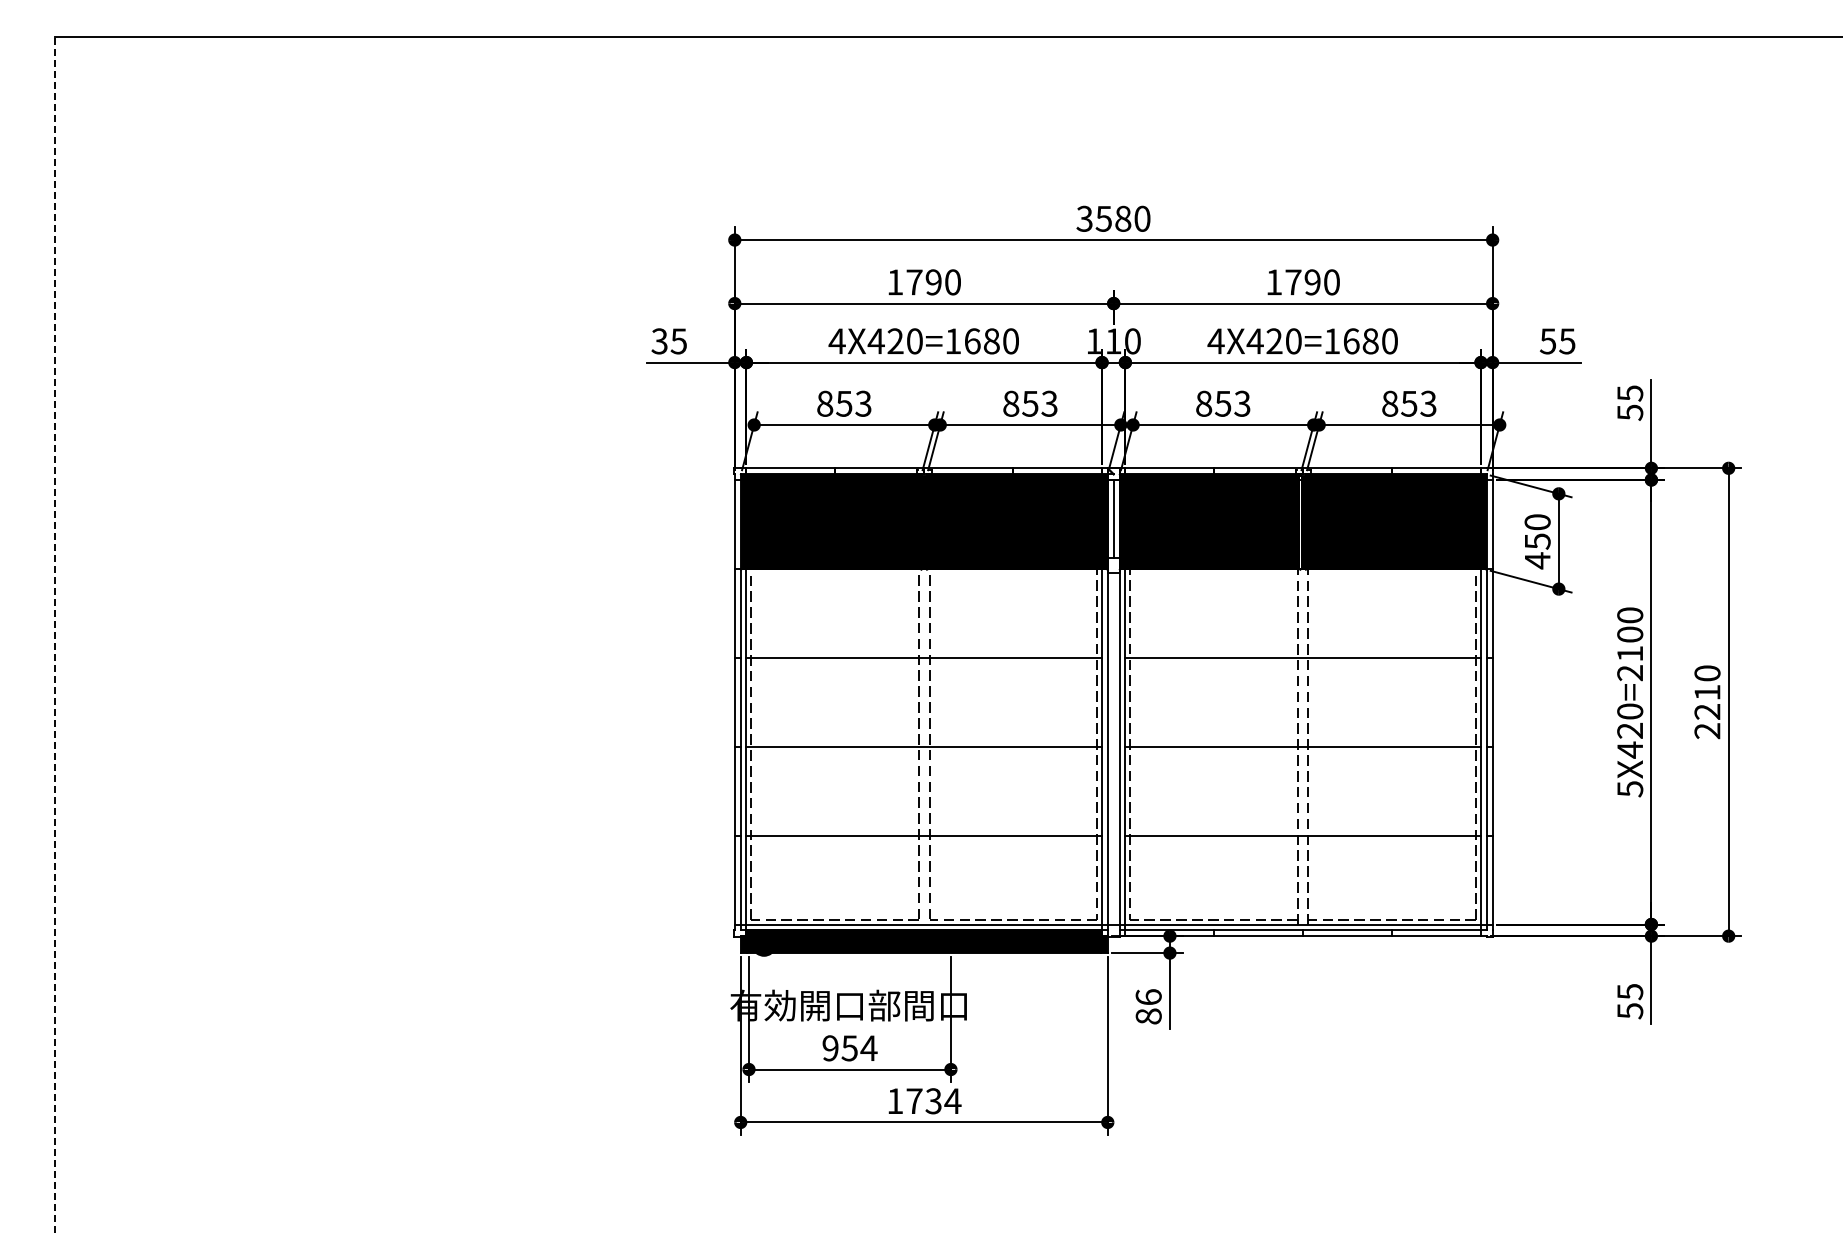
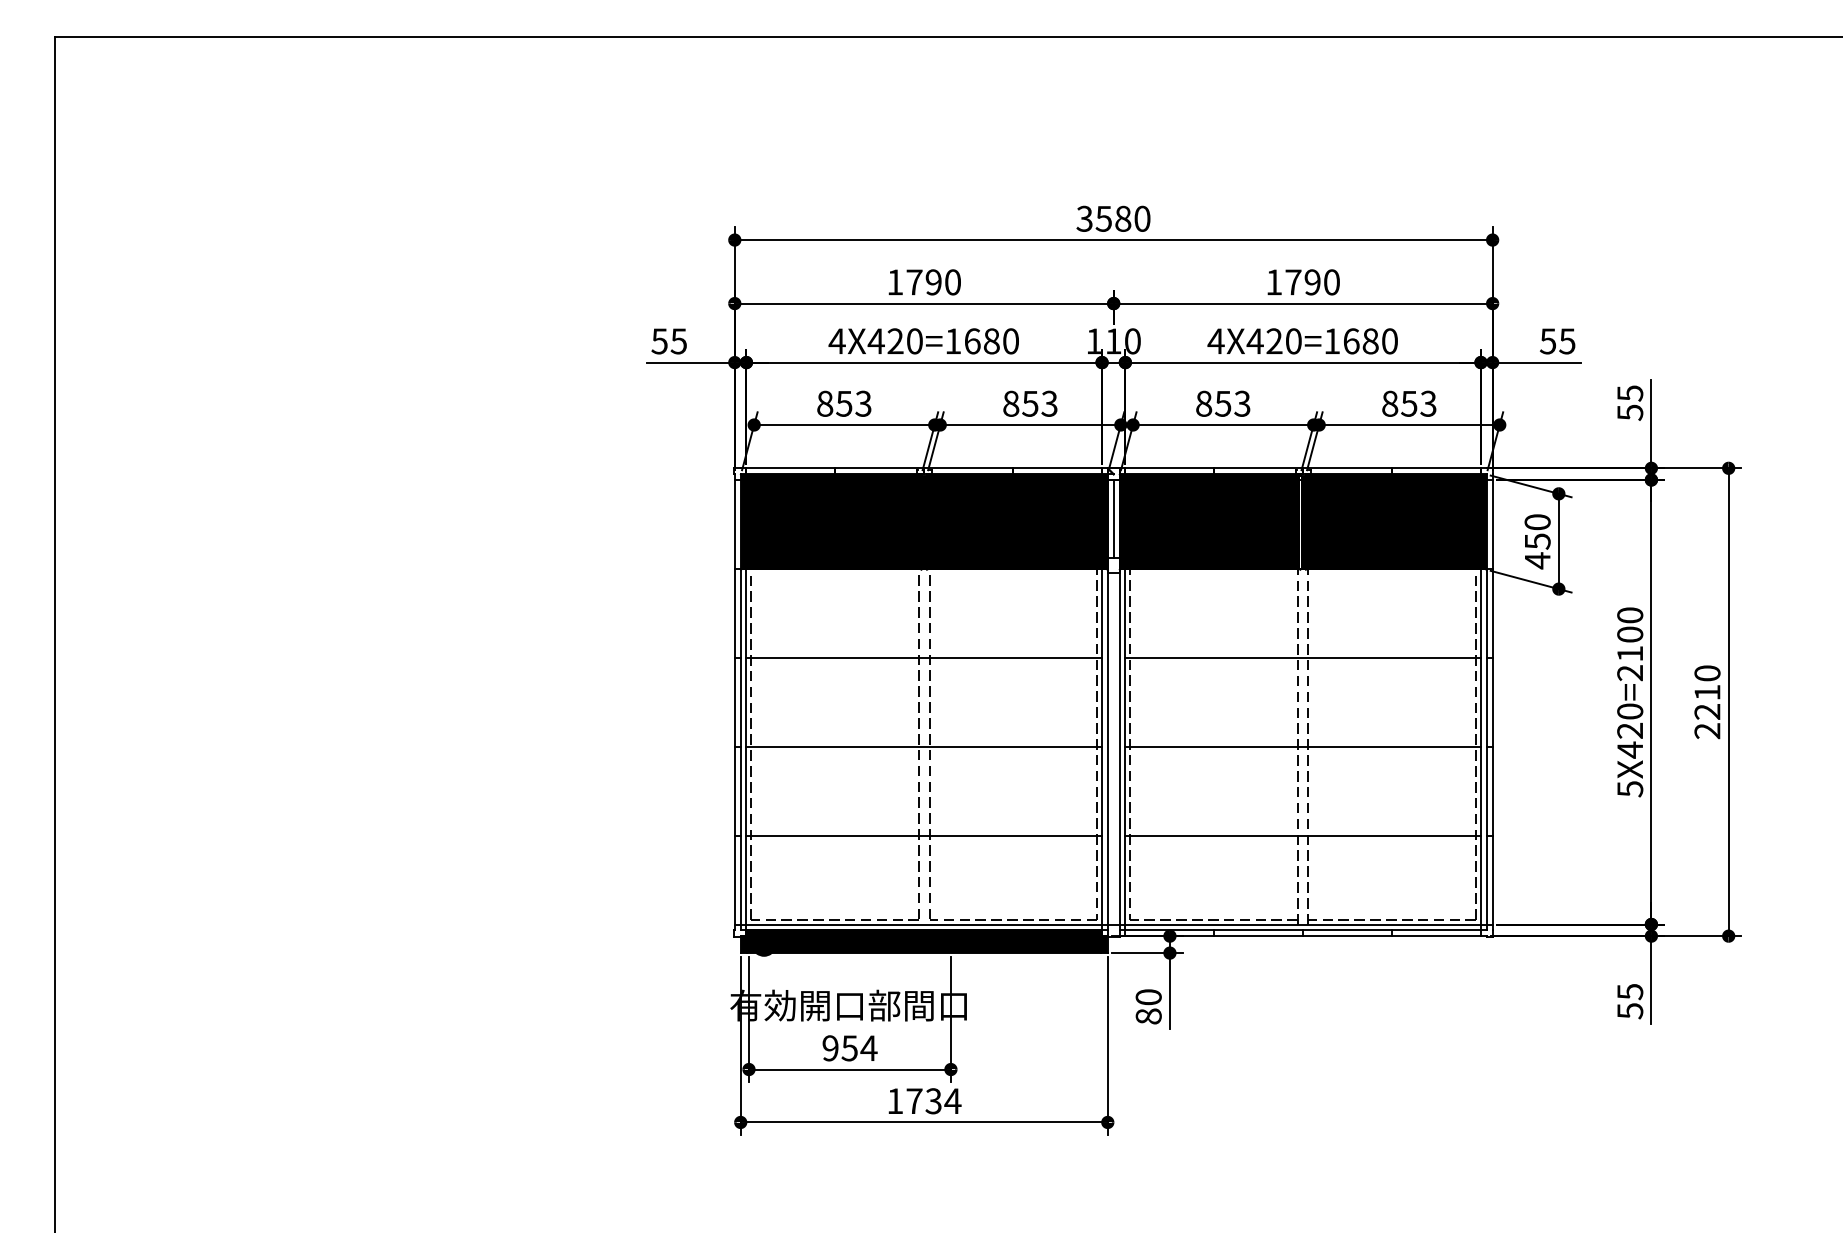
text: 35 -> 55 (659, 340)
line: dashed -> solid (55, 634)
text: 86 -> 80 (1148, 997)
